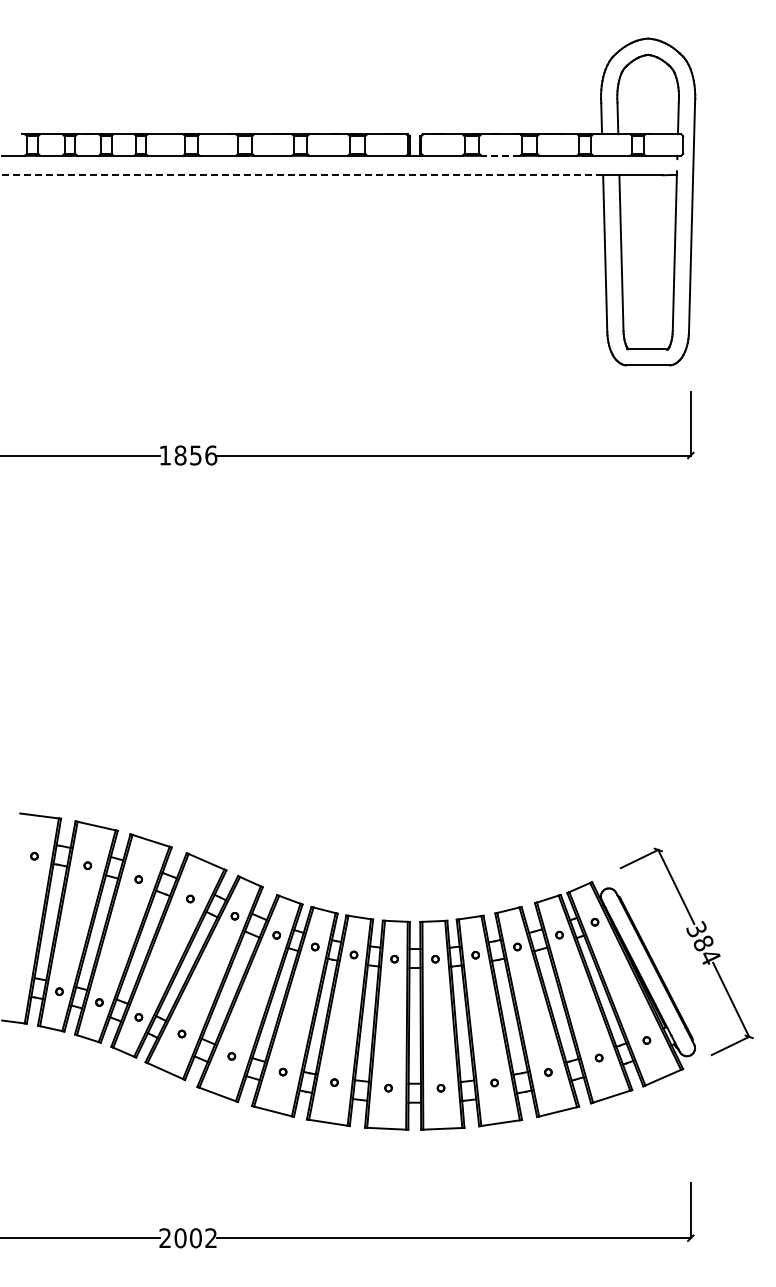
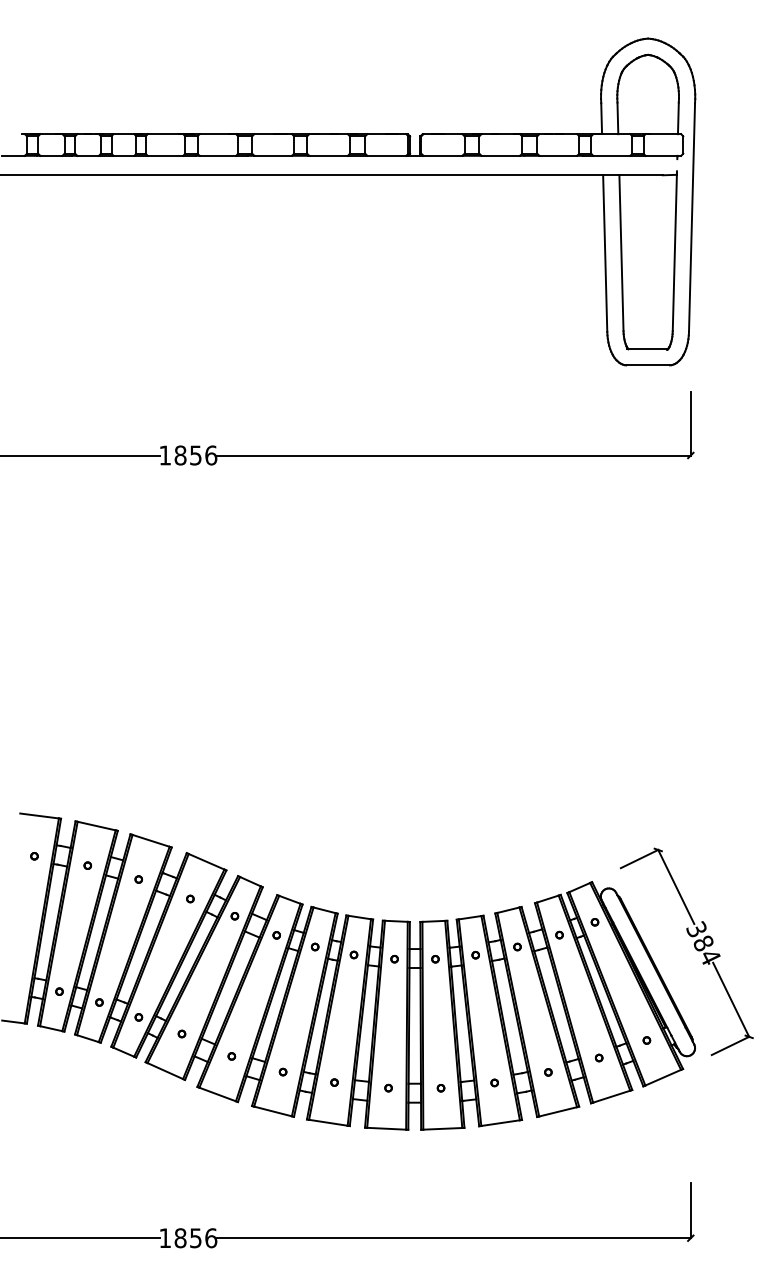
line: dashed -> solid (500, 155)
line: dashed -> solid (301, 175)
text: 2002 -> 1856 (188, 1238)
